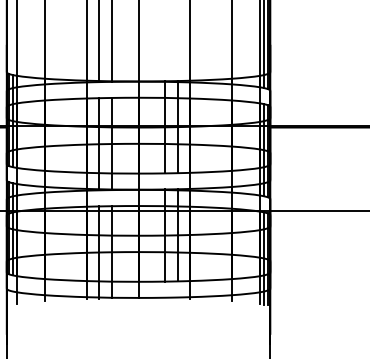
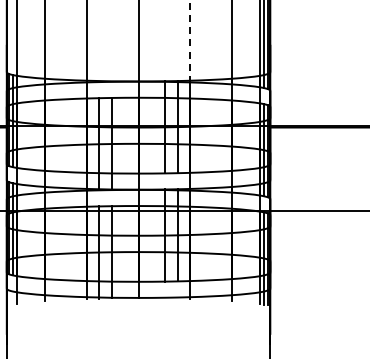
line: present -> none (112, 41)
line: solid -> dashed (189, 41)
line: present -> none (99, 42)
